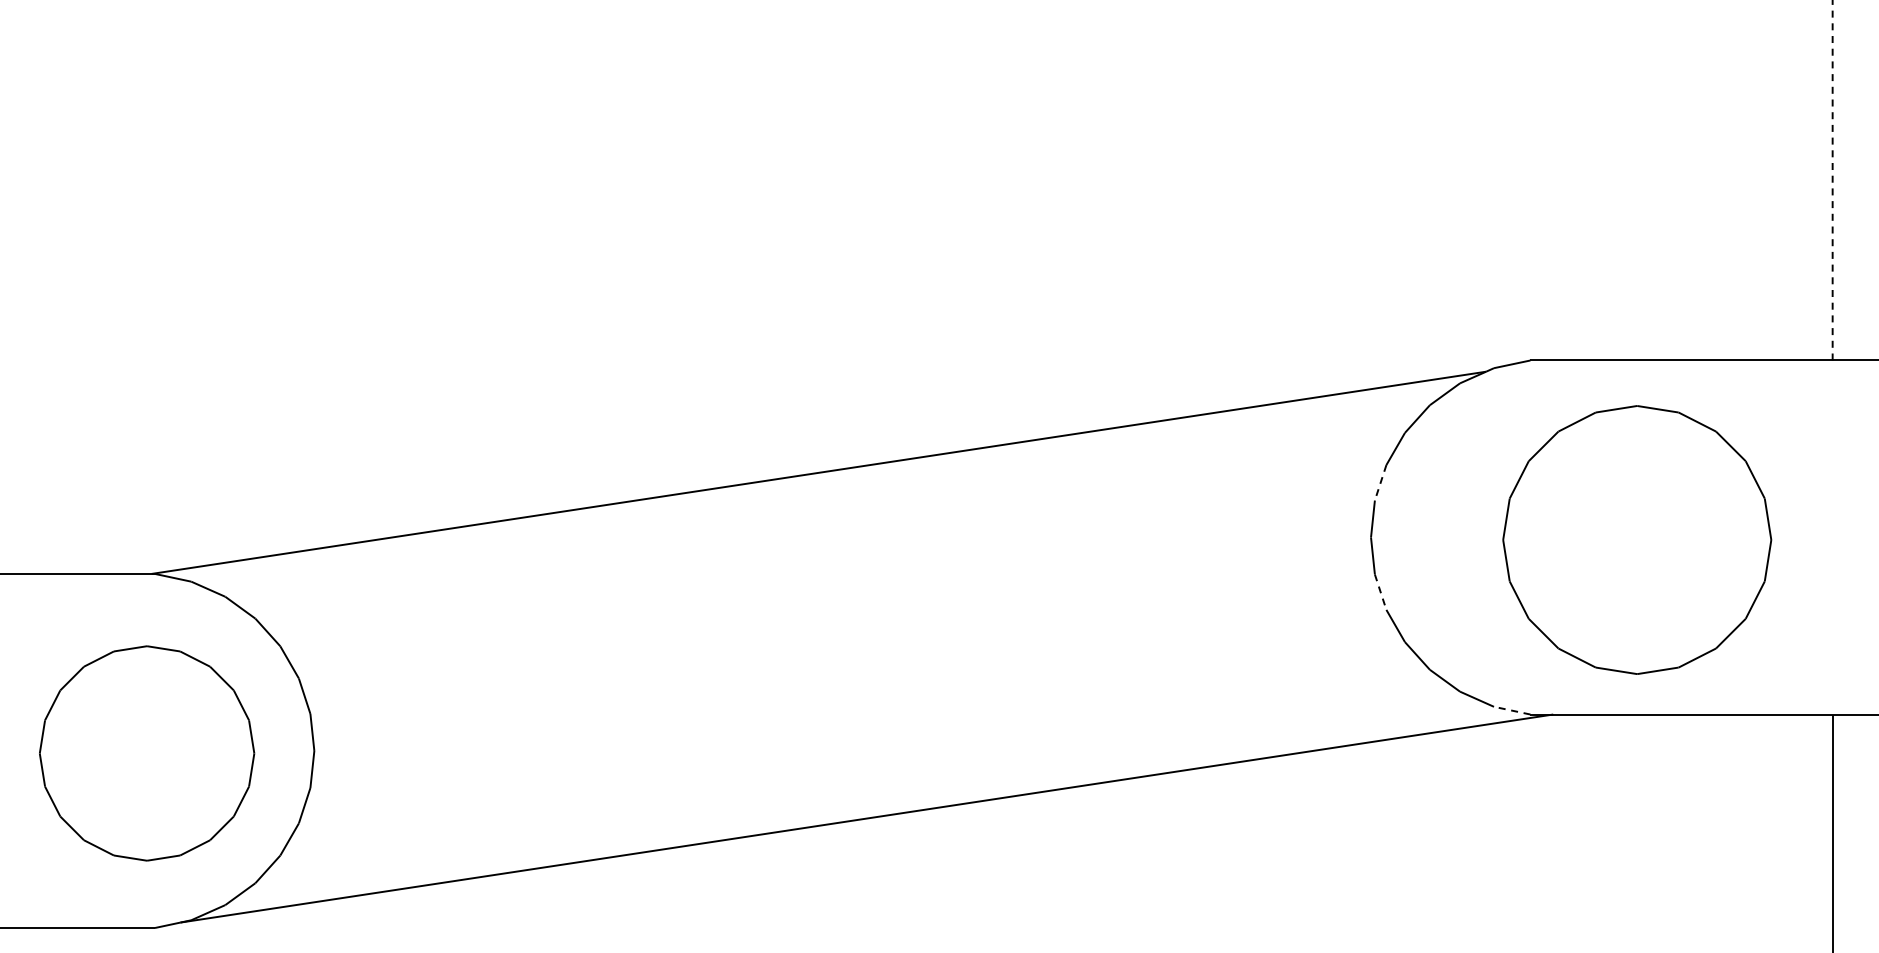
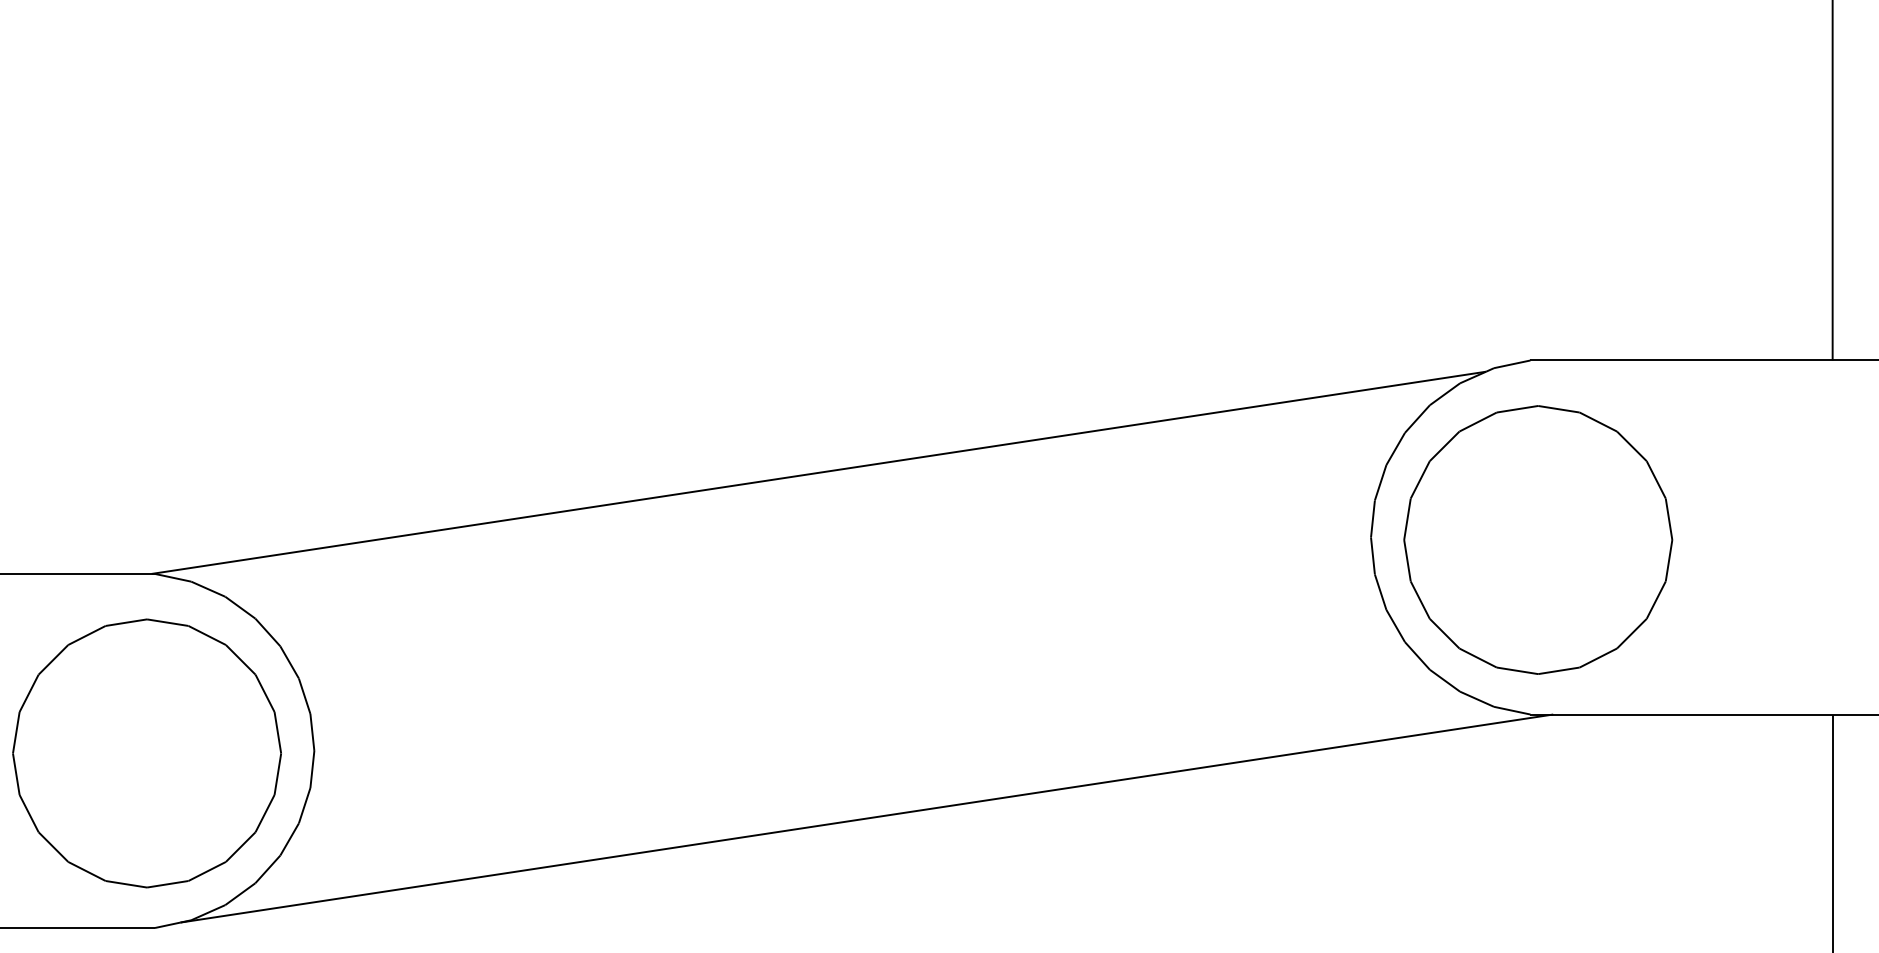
line: dashed -> solid (1832, 180)
line: dashed -> solid (1380, 482)
part position: (1637, 539) -> (1538, 539) (1538, 539)
line: dashed -> solid (1380, 592)
line: dashed -> solid (1512, 710)
part size: 217x217 px -> 270x271 px (146, 753)
